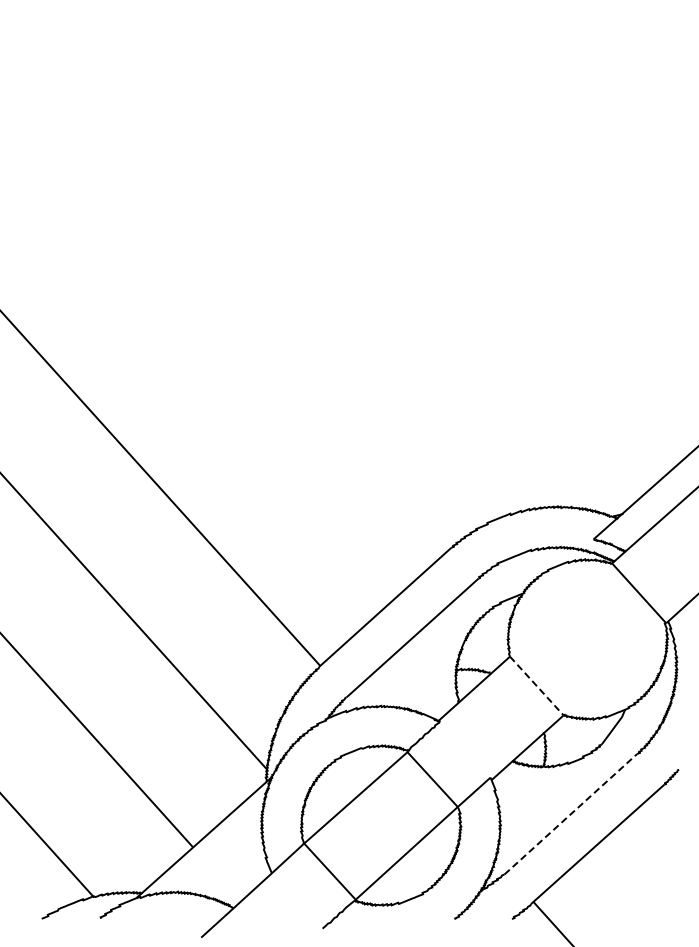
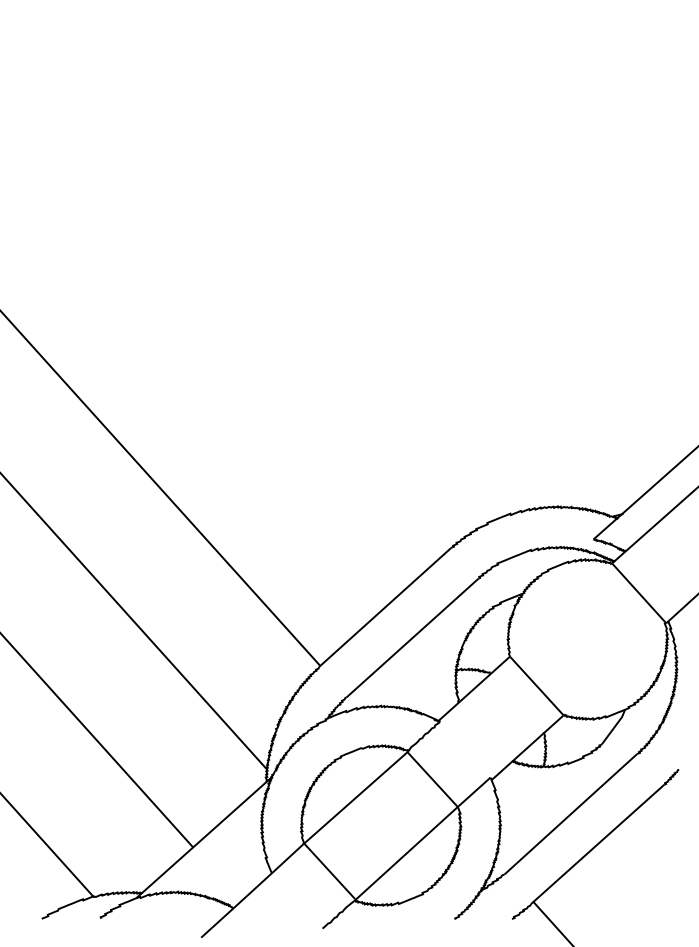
line: dashed -> solid (536, 686)
line: dashed -> solid (570, 814)
